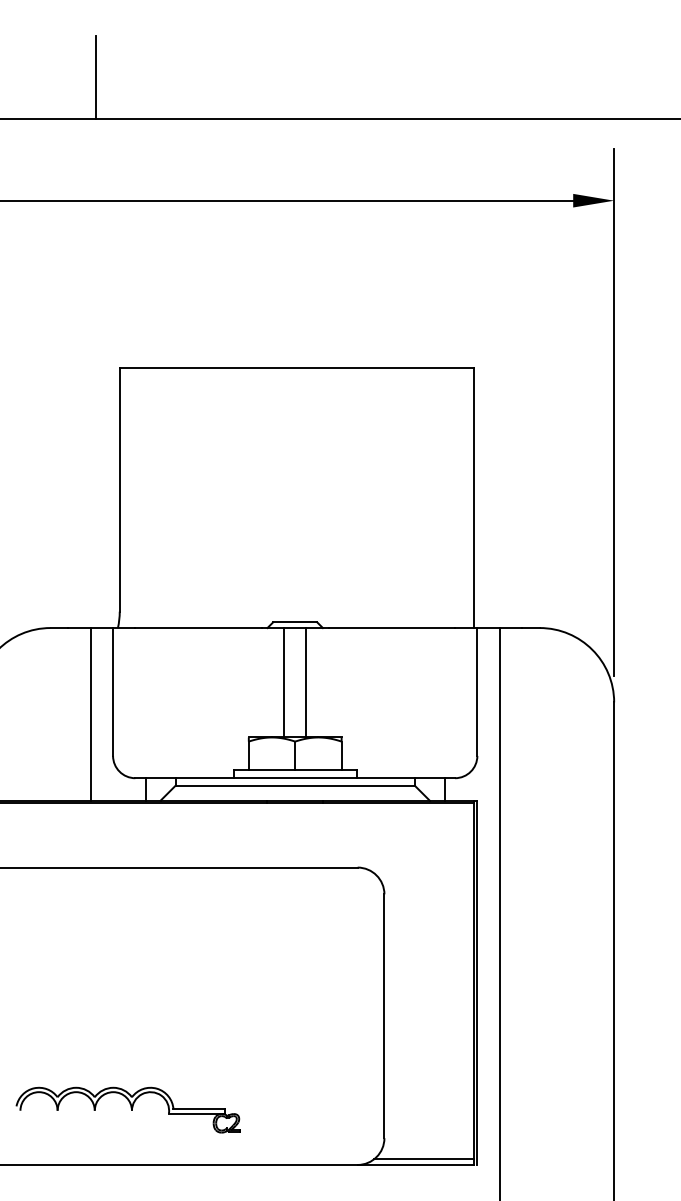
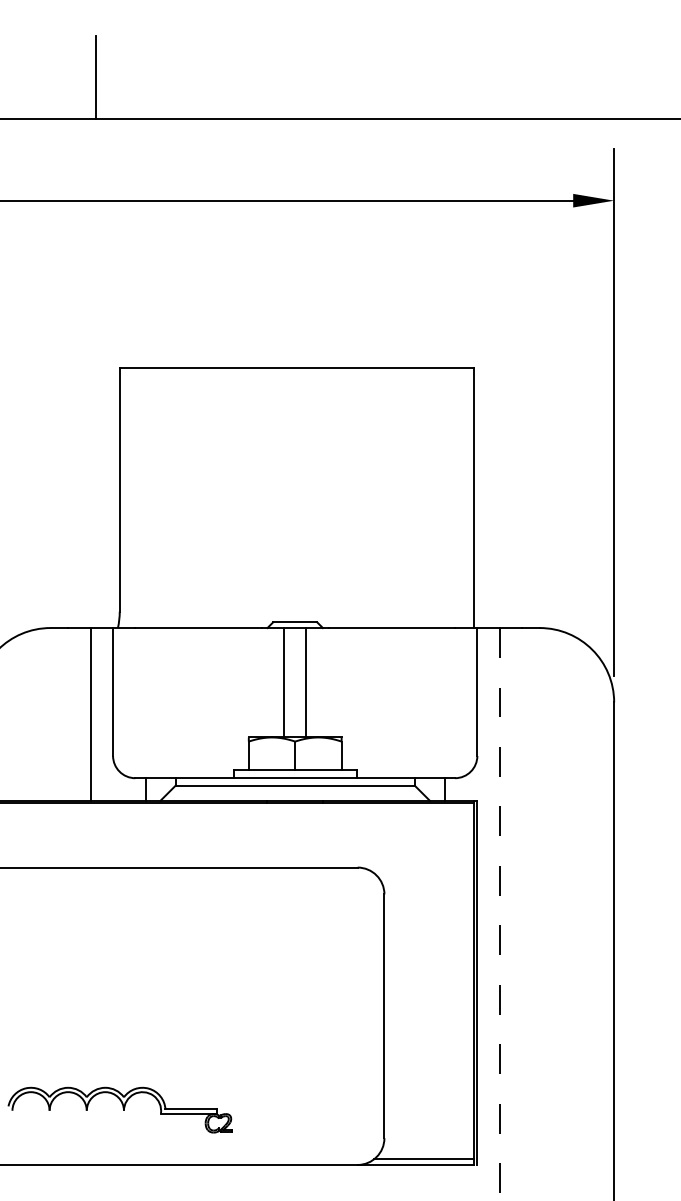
line: solid -> dashed (499, 914)
part position: (127, 1109) -> (119, 1109) (119, 1109)
